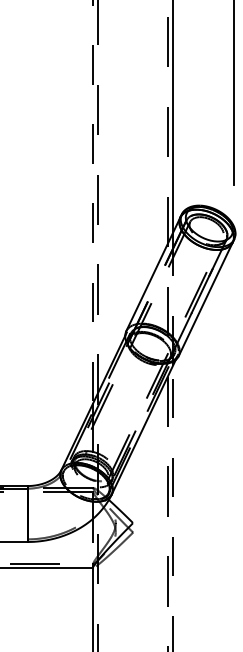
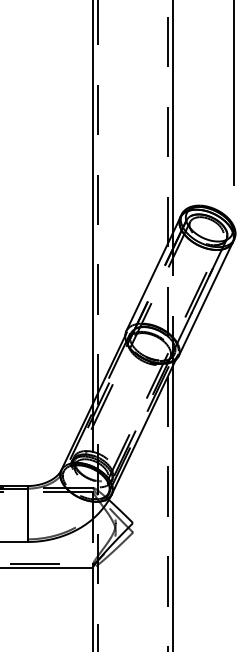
line: dashed -> solid (93, 202)
line: dashed -> solid (172, 508)
